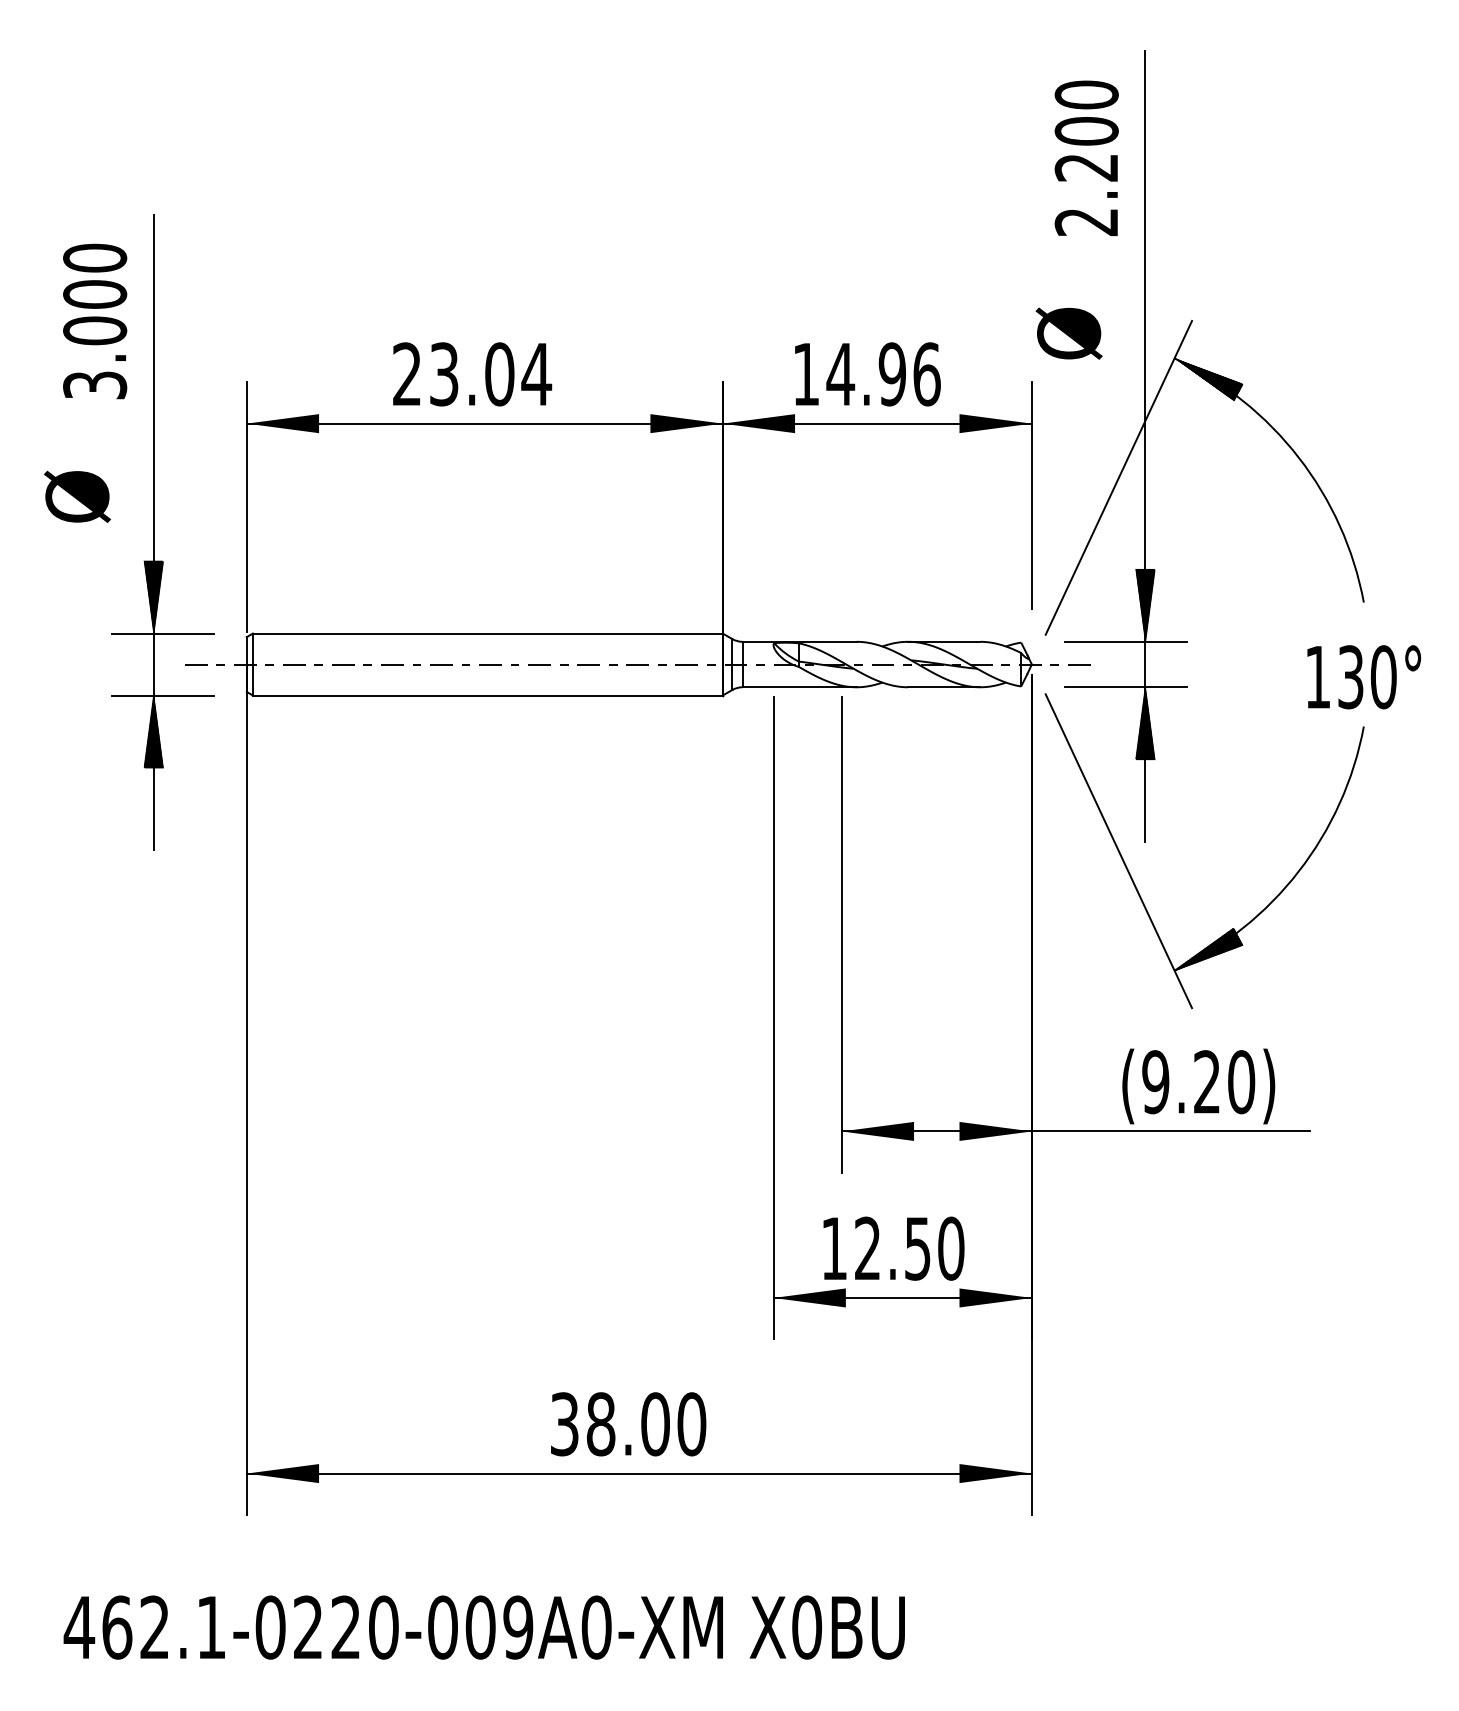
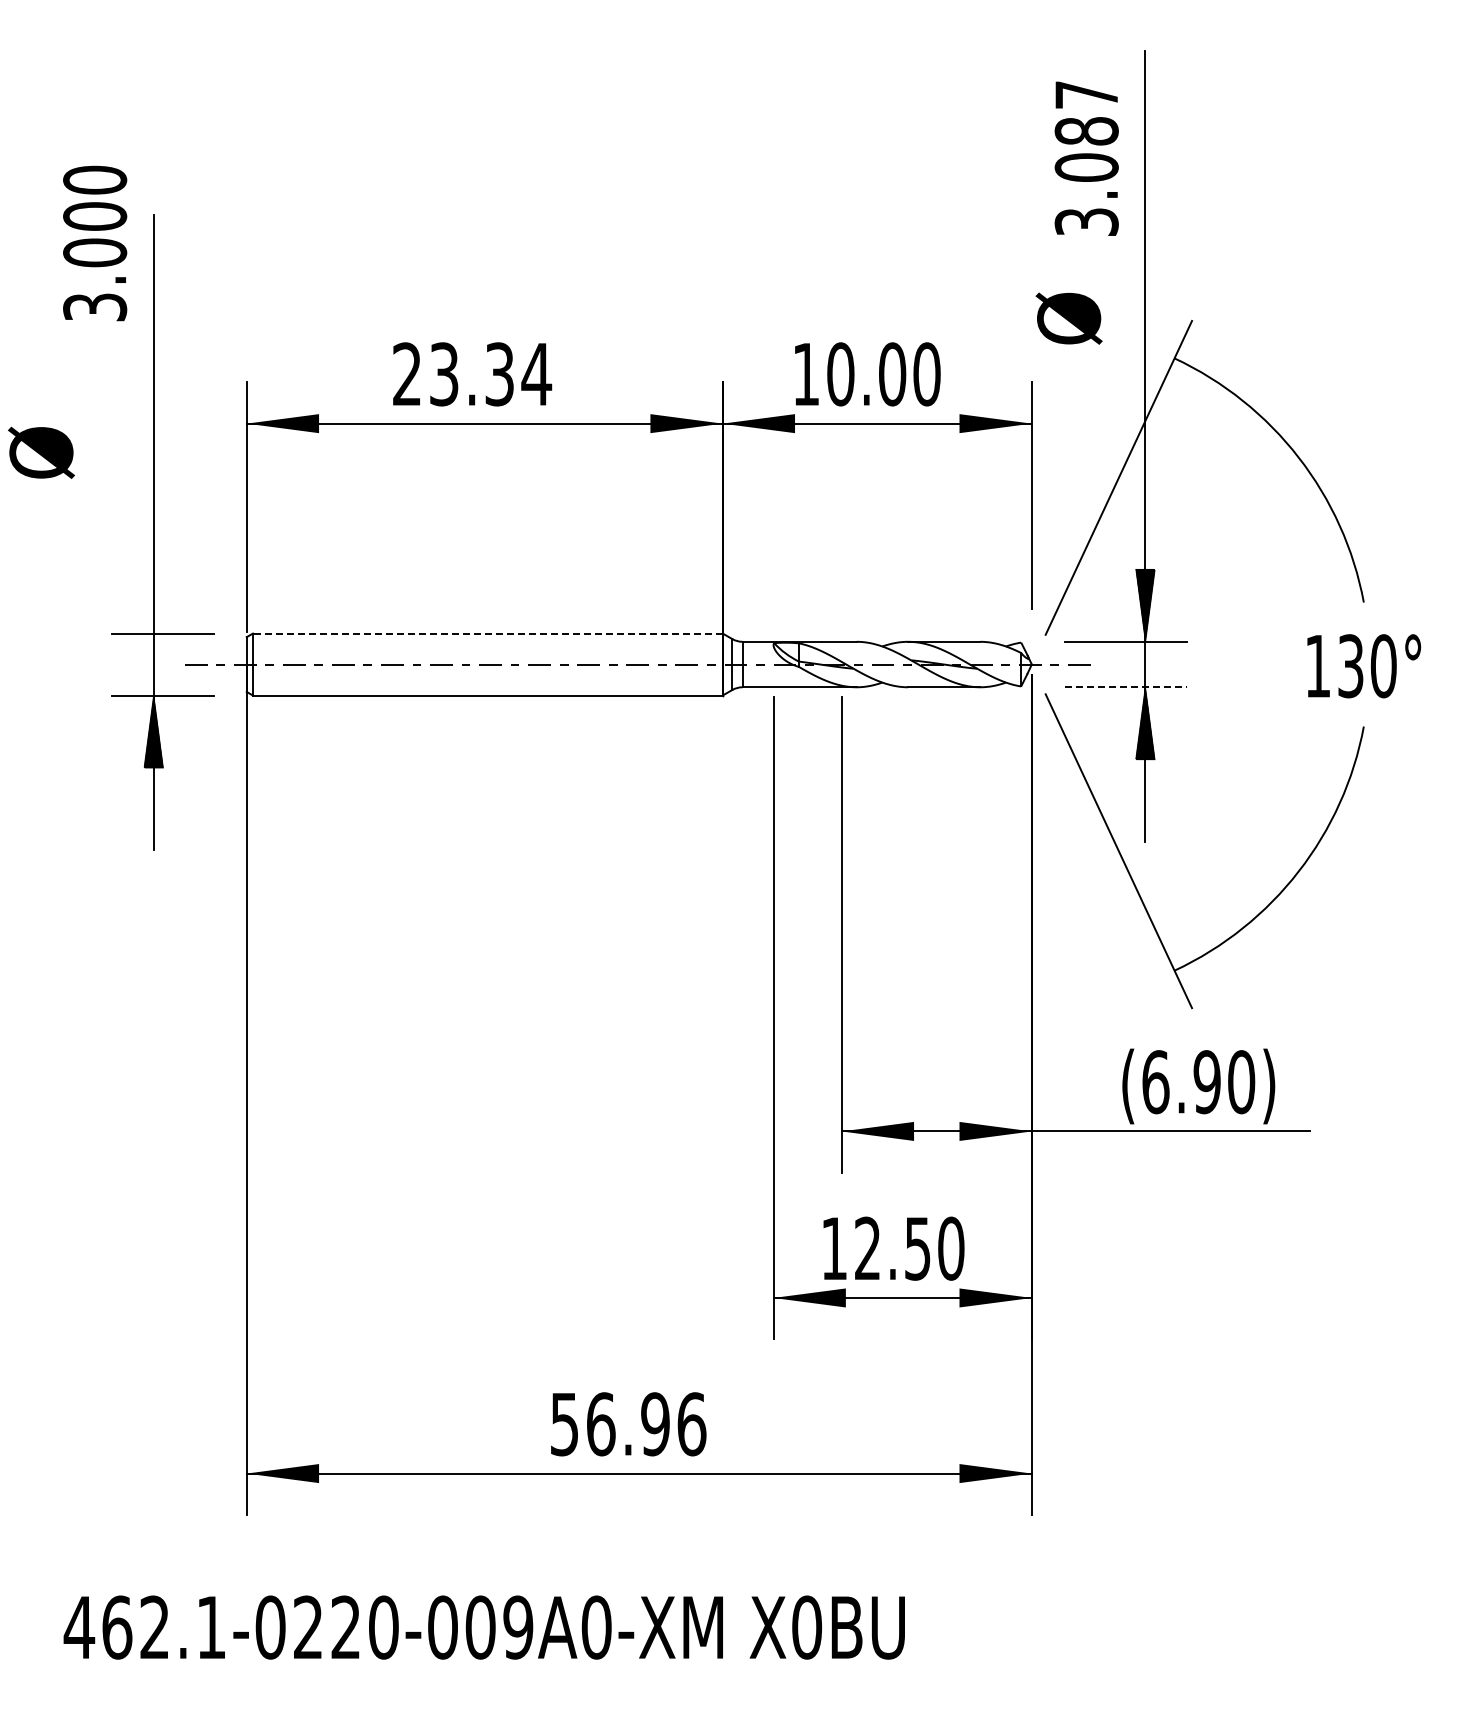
text: 2.200 -> 3.087 (1086, 158)
text position: (95, 321) -> (95, 243) (95, 243)
text position: (1068, 333) -> (1068, 318) (1068, 318)
text: 23.04 -> 23.34 (499, 374)
text: 14.96 -> 10.00 (883, 374)
hatch: present -> none (1208, 379)
text position: (77, 496) -> (41, 452) (41, 452)
hatch: present -> none (153, 597)
line: solid -> dashed (487, 633)
text position: (1364, 677) -> (1364, 666) (1364, 666)
line: solid -> dashed (1126, 687)
hatch: present -> none (1208, 949)
text: (9.20) -> (6.90) (1181, 1082)
text: 38.00 -> 56.96 (628, 1424)
